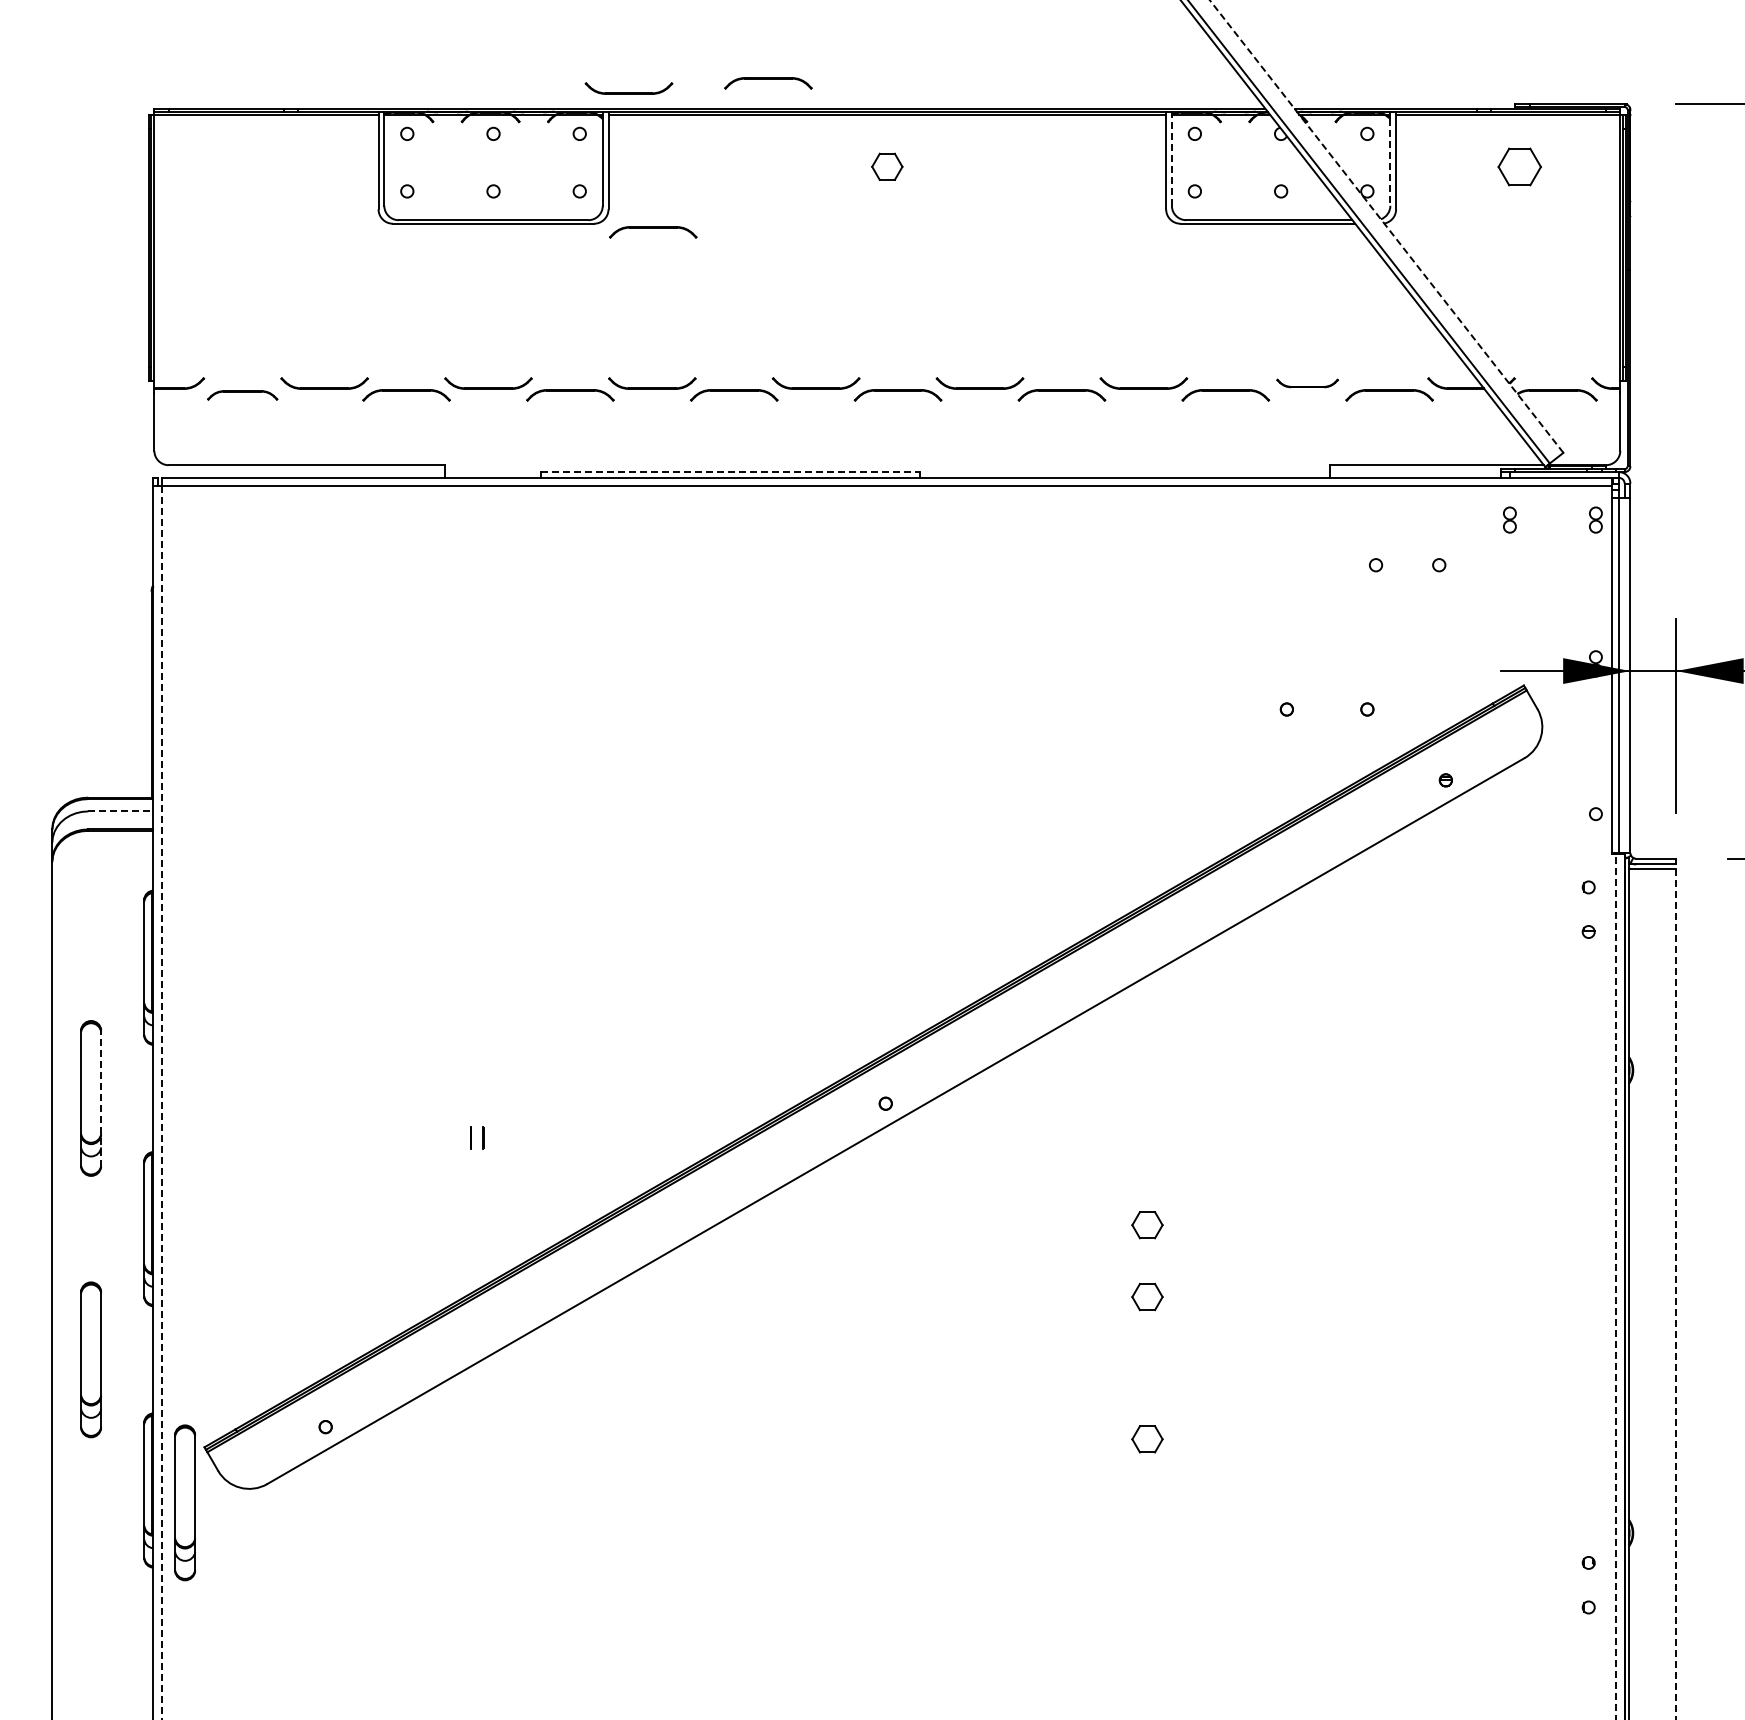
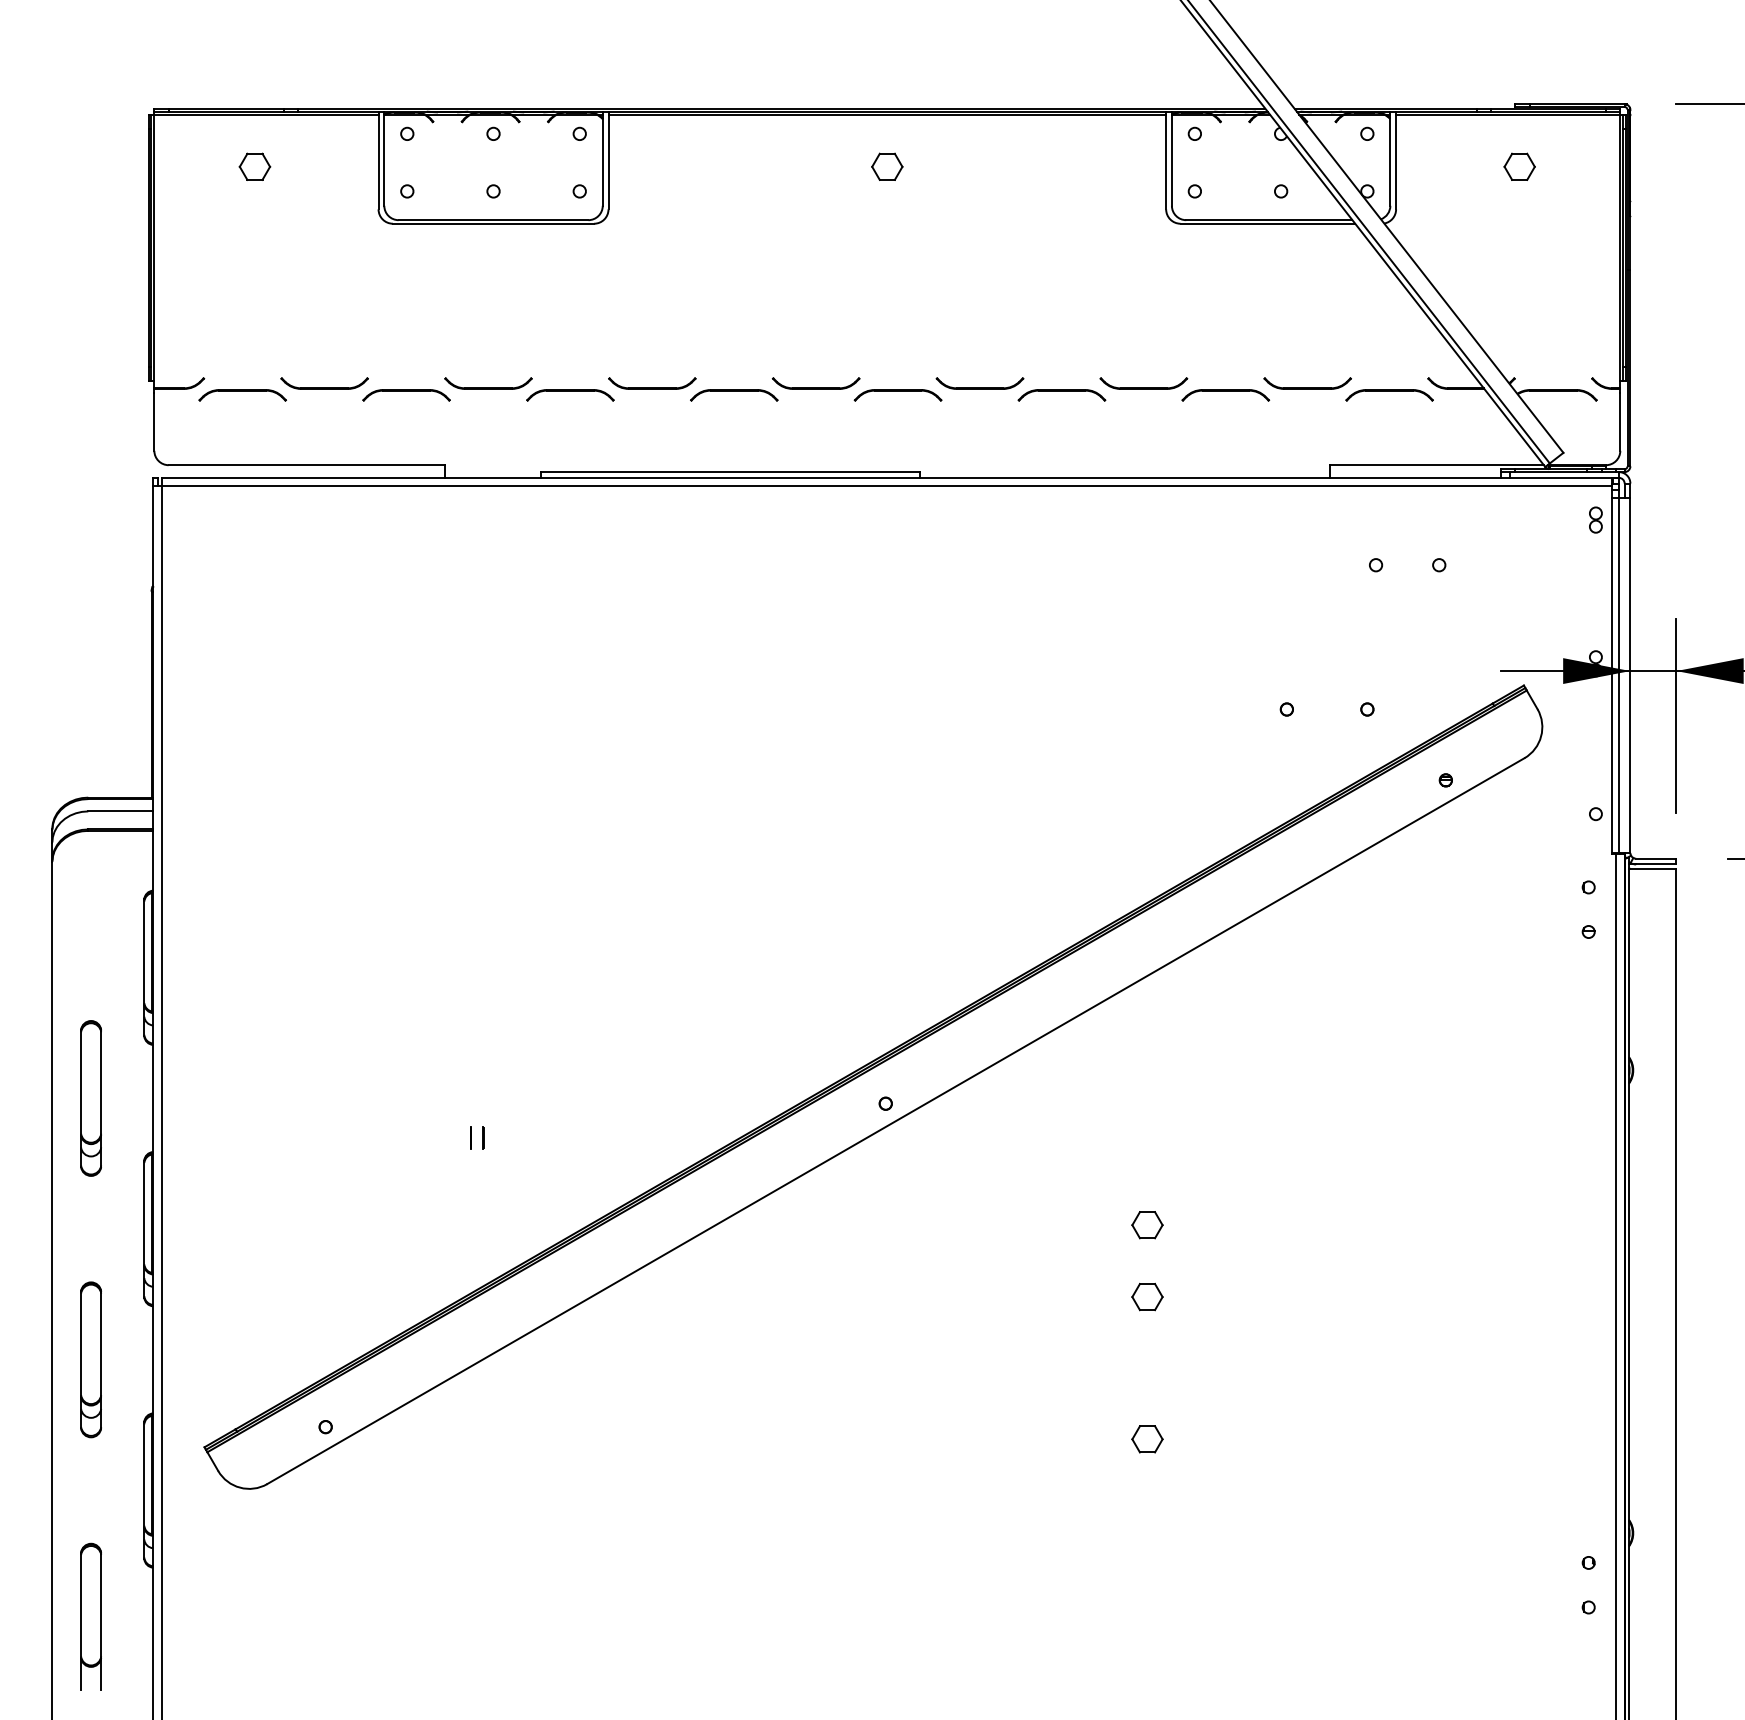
part: present -> none (768, 83)
part: present -> none (628, 88)
line: dashed -> solid (1171, 160)
line: dashed -> solid (1390, 162)
part: none -> present (254, 166)
part size: 45x40 px -> 33x29 px (1519, 166)
line: dashed -> solid (1386, 226)
part: present -> none (653, 232)
part size: 63x11 px -> 89x13 px (1307, 383)
part size: 72x11 px -> 89x13 px (242, 395)
line: dashed -> solid (730, 472)
part: present -> none (1509, 519)
line: dashed -> solid (121, 811)
line: dashed -> solid (101, 1097)
line: dashed -> solid (161, 1103)
line: dashed -> solid (1616, 1286)
line: dashed -> solid (1676, 1294)
part: present -> none (184, 1502)
part: none -> present (90, 1616)
